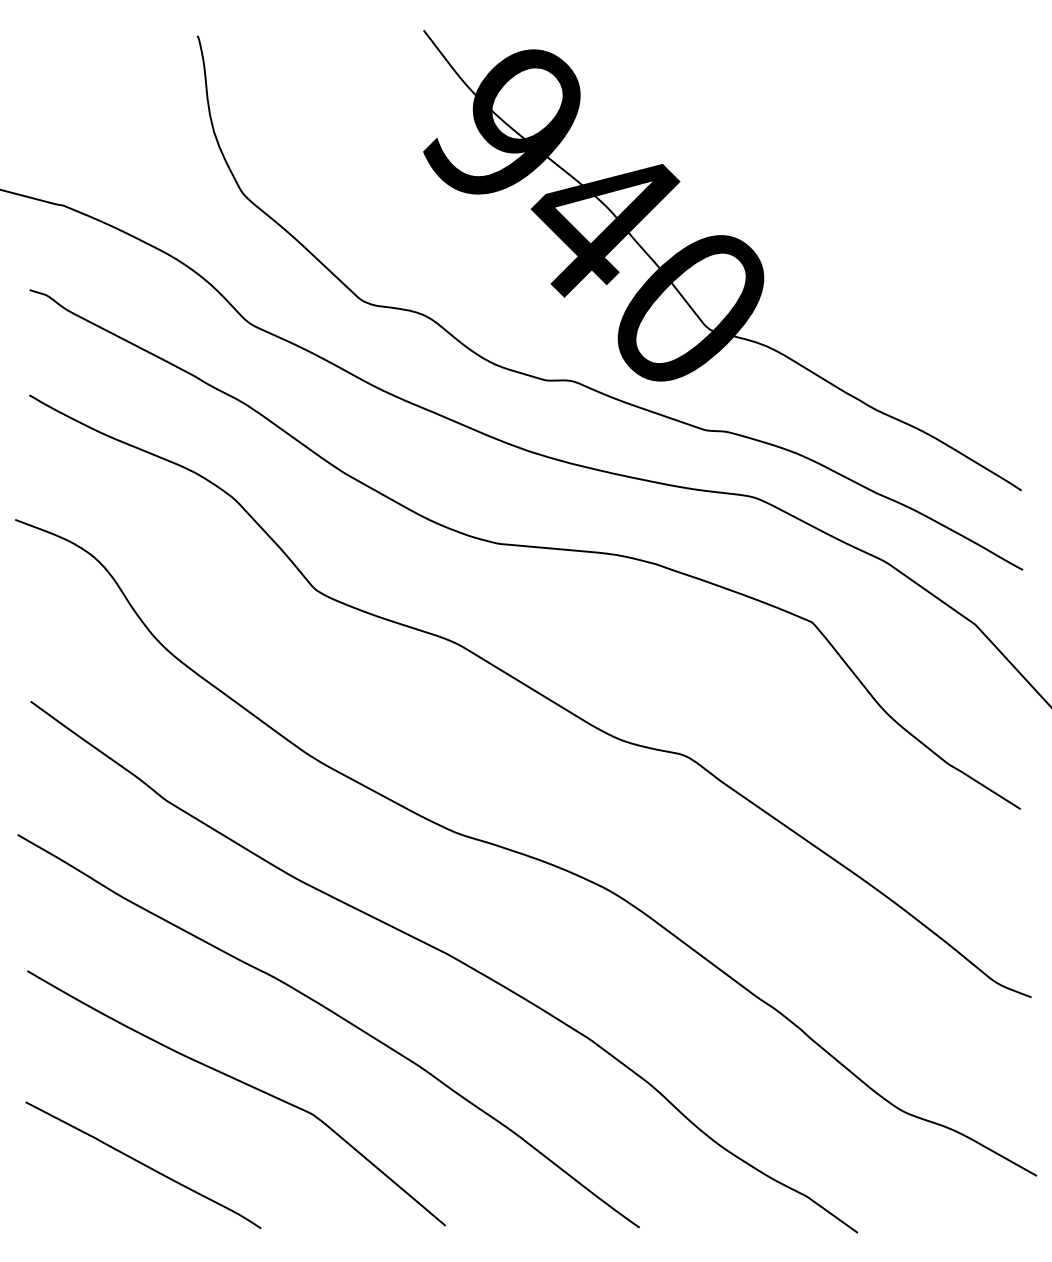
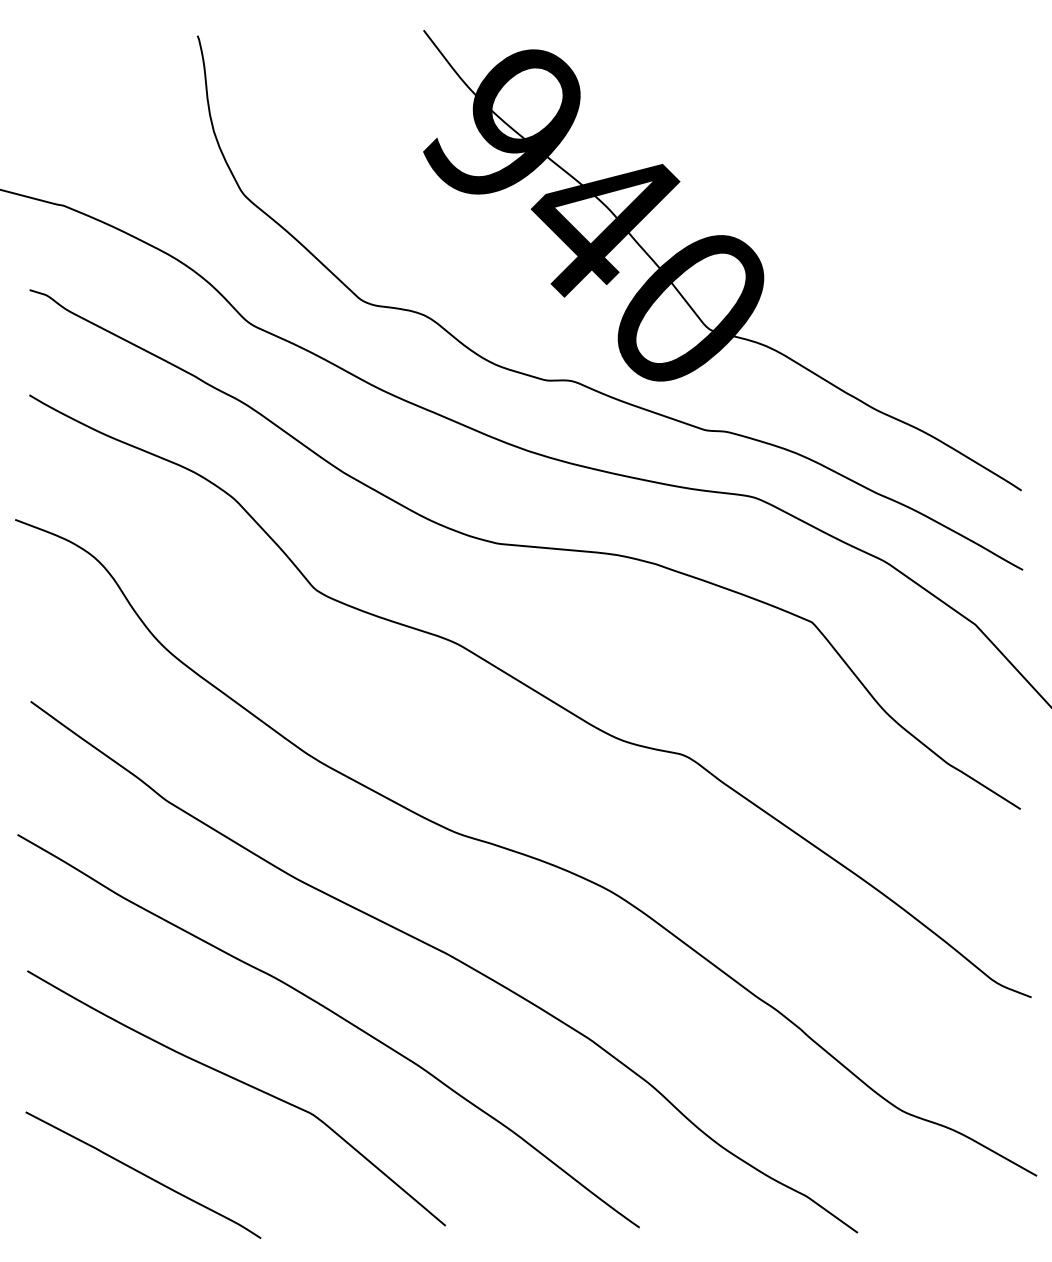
curve position: (143, 1164) -> (143, 1174) (143, 1174)
